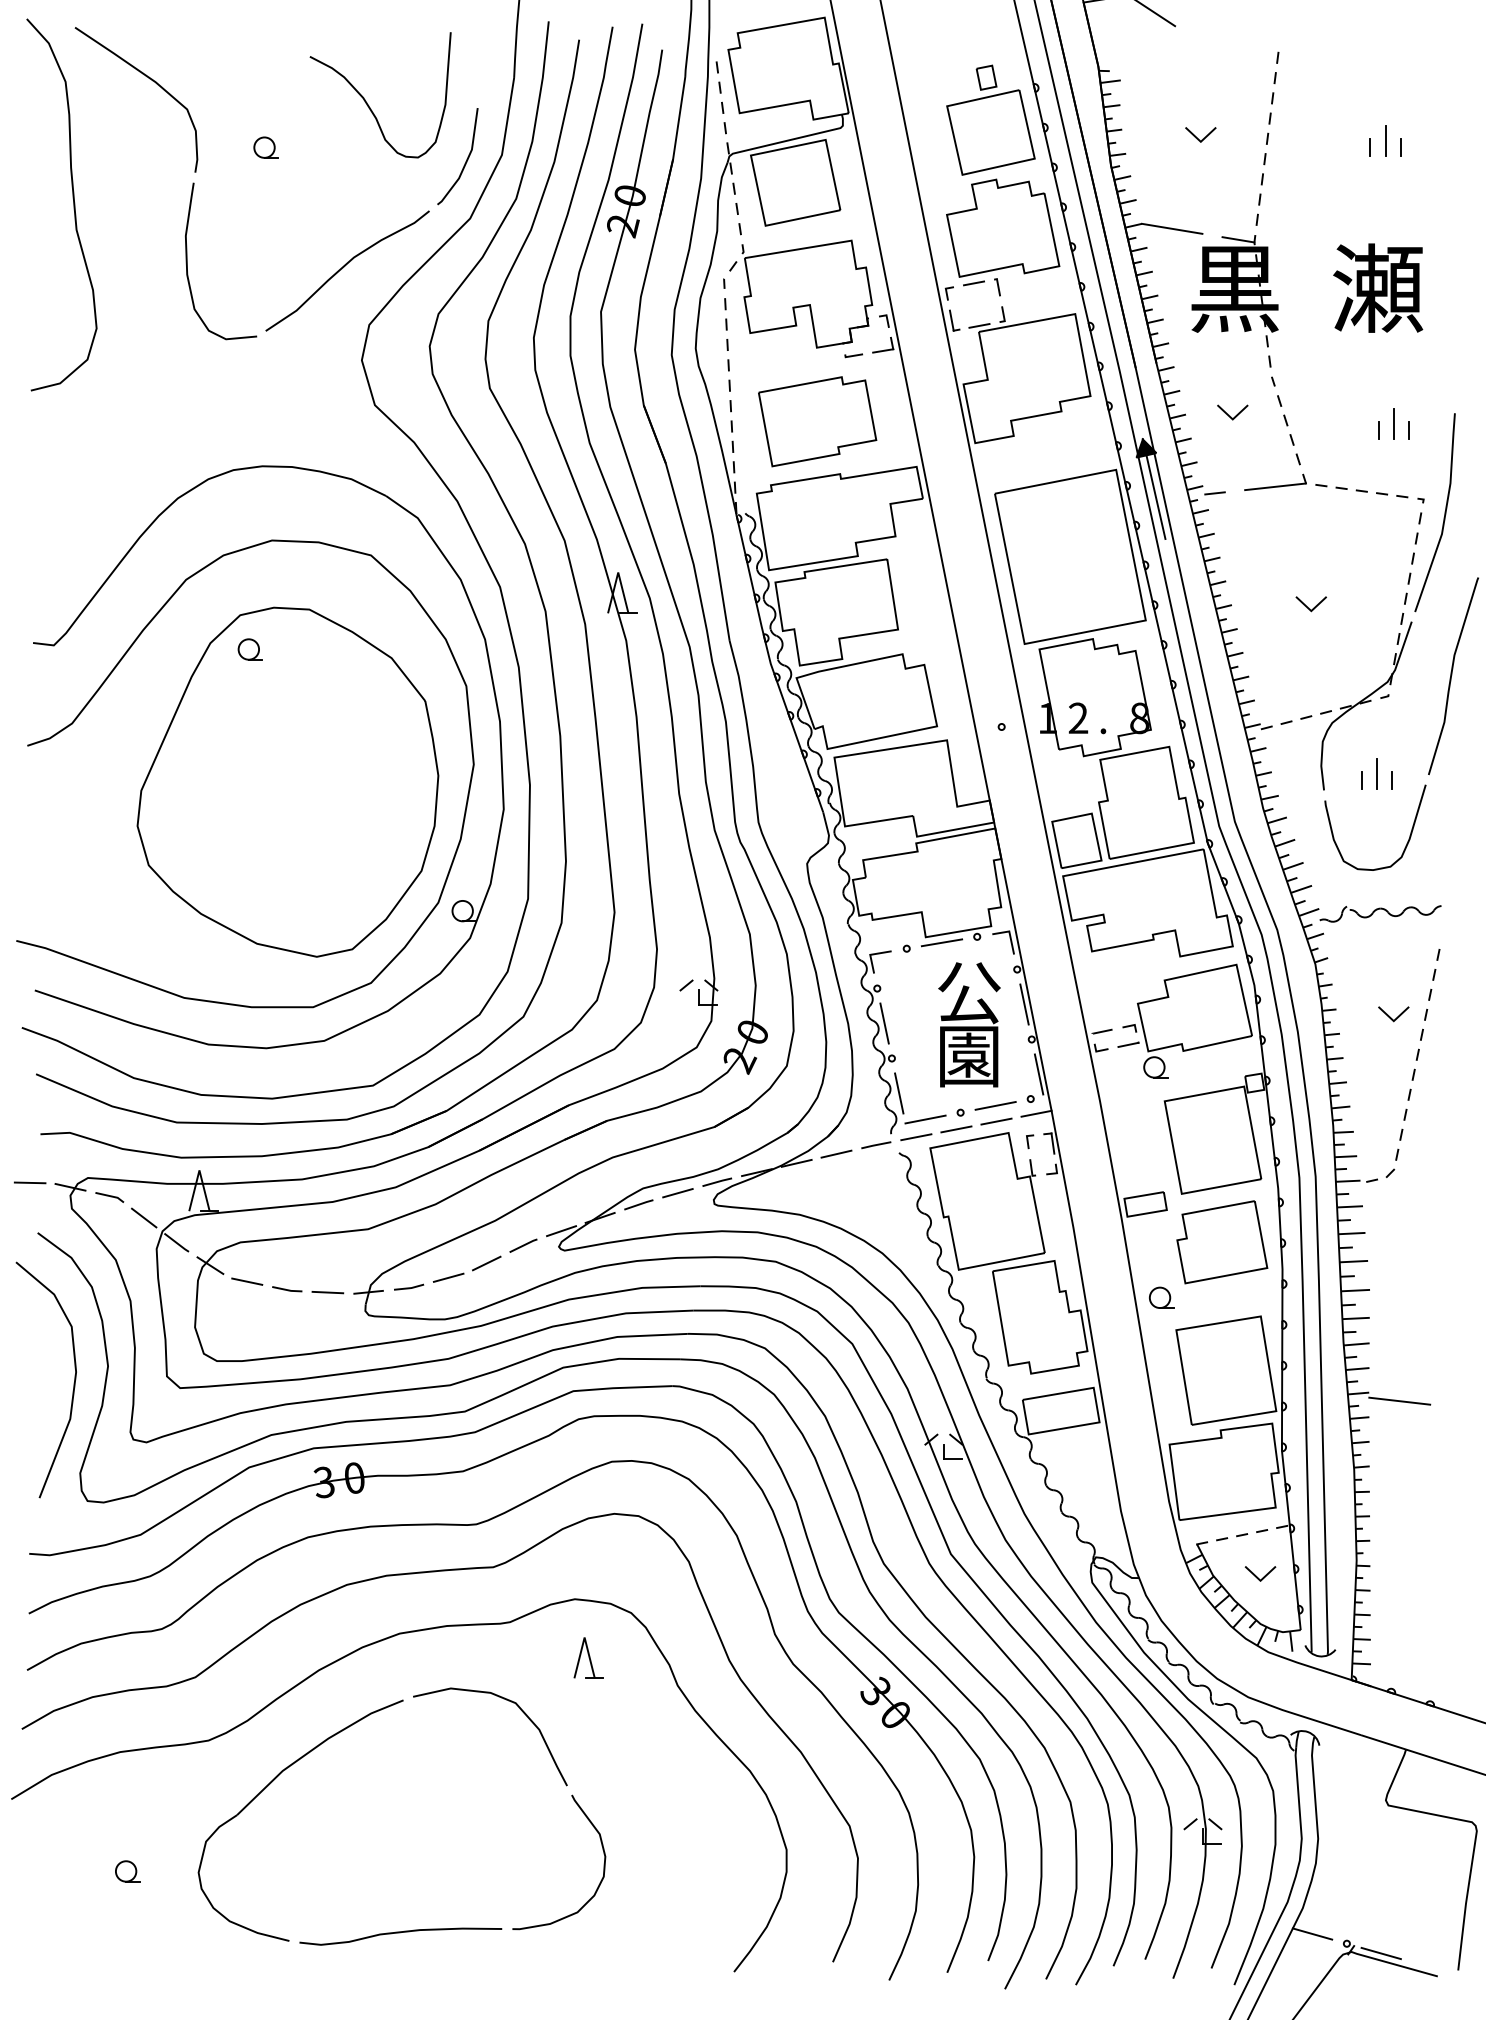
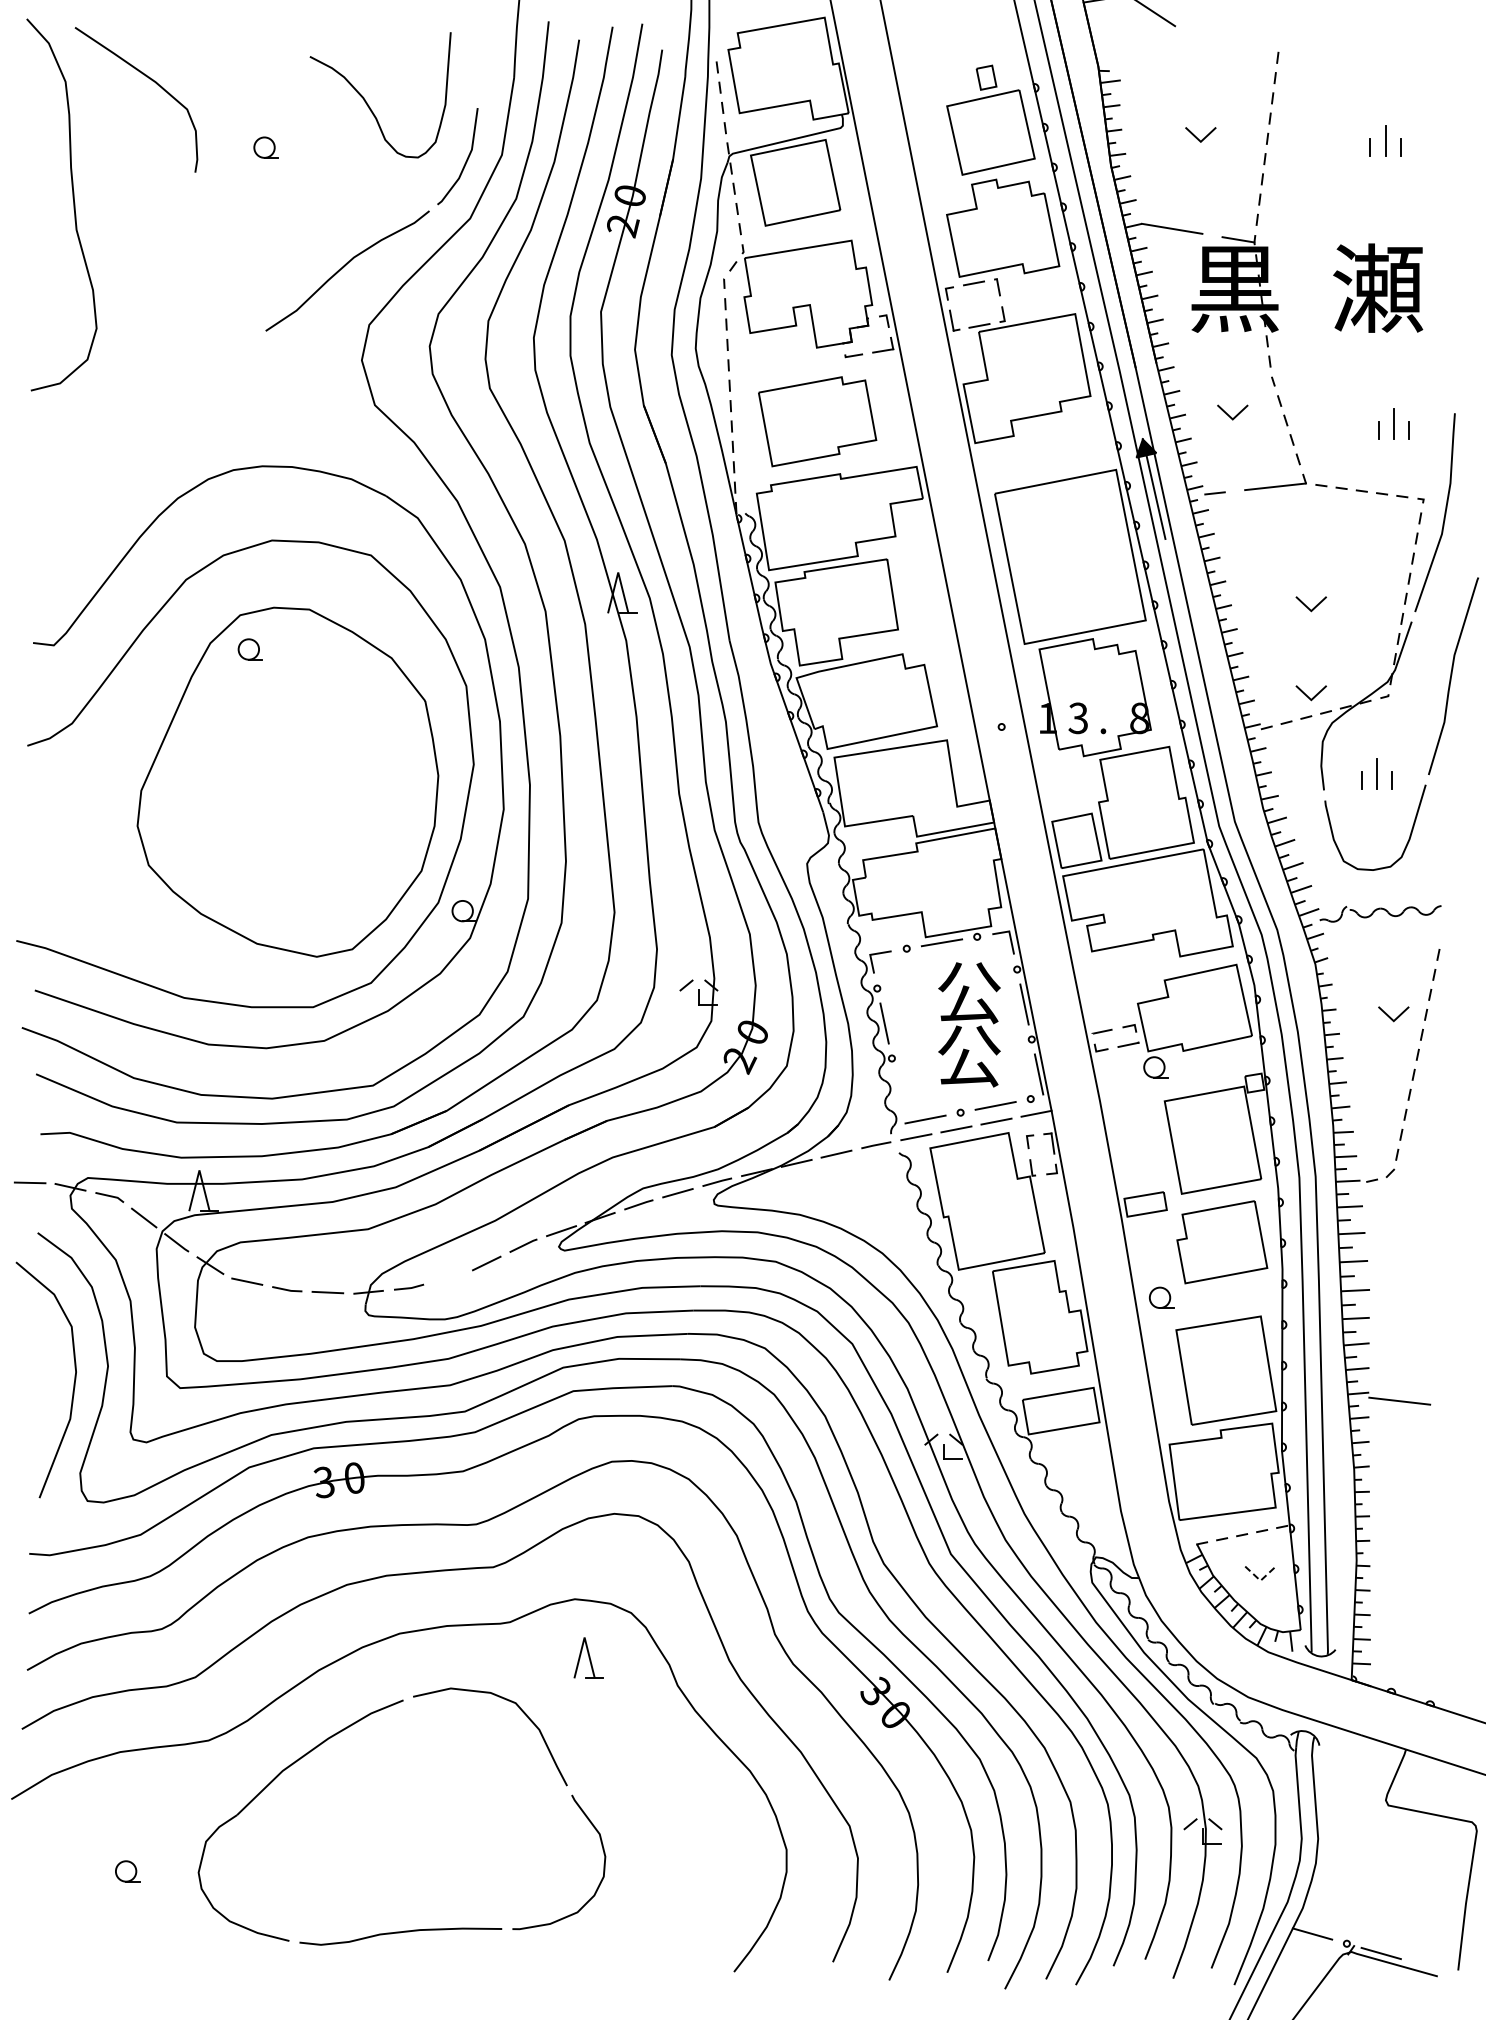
curve: present -> none (187, 261)
line: none -> present (1307, 695)
text: 2 -> 3 (1078, 718)
text: 園 -> 公 (969, 1056)
line: present -> none (899, 1093)
line: present -> none (448, 1277)
line: solid -> dashed (1260, 1580)
